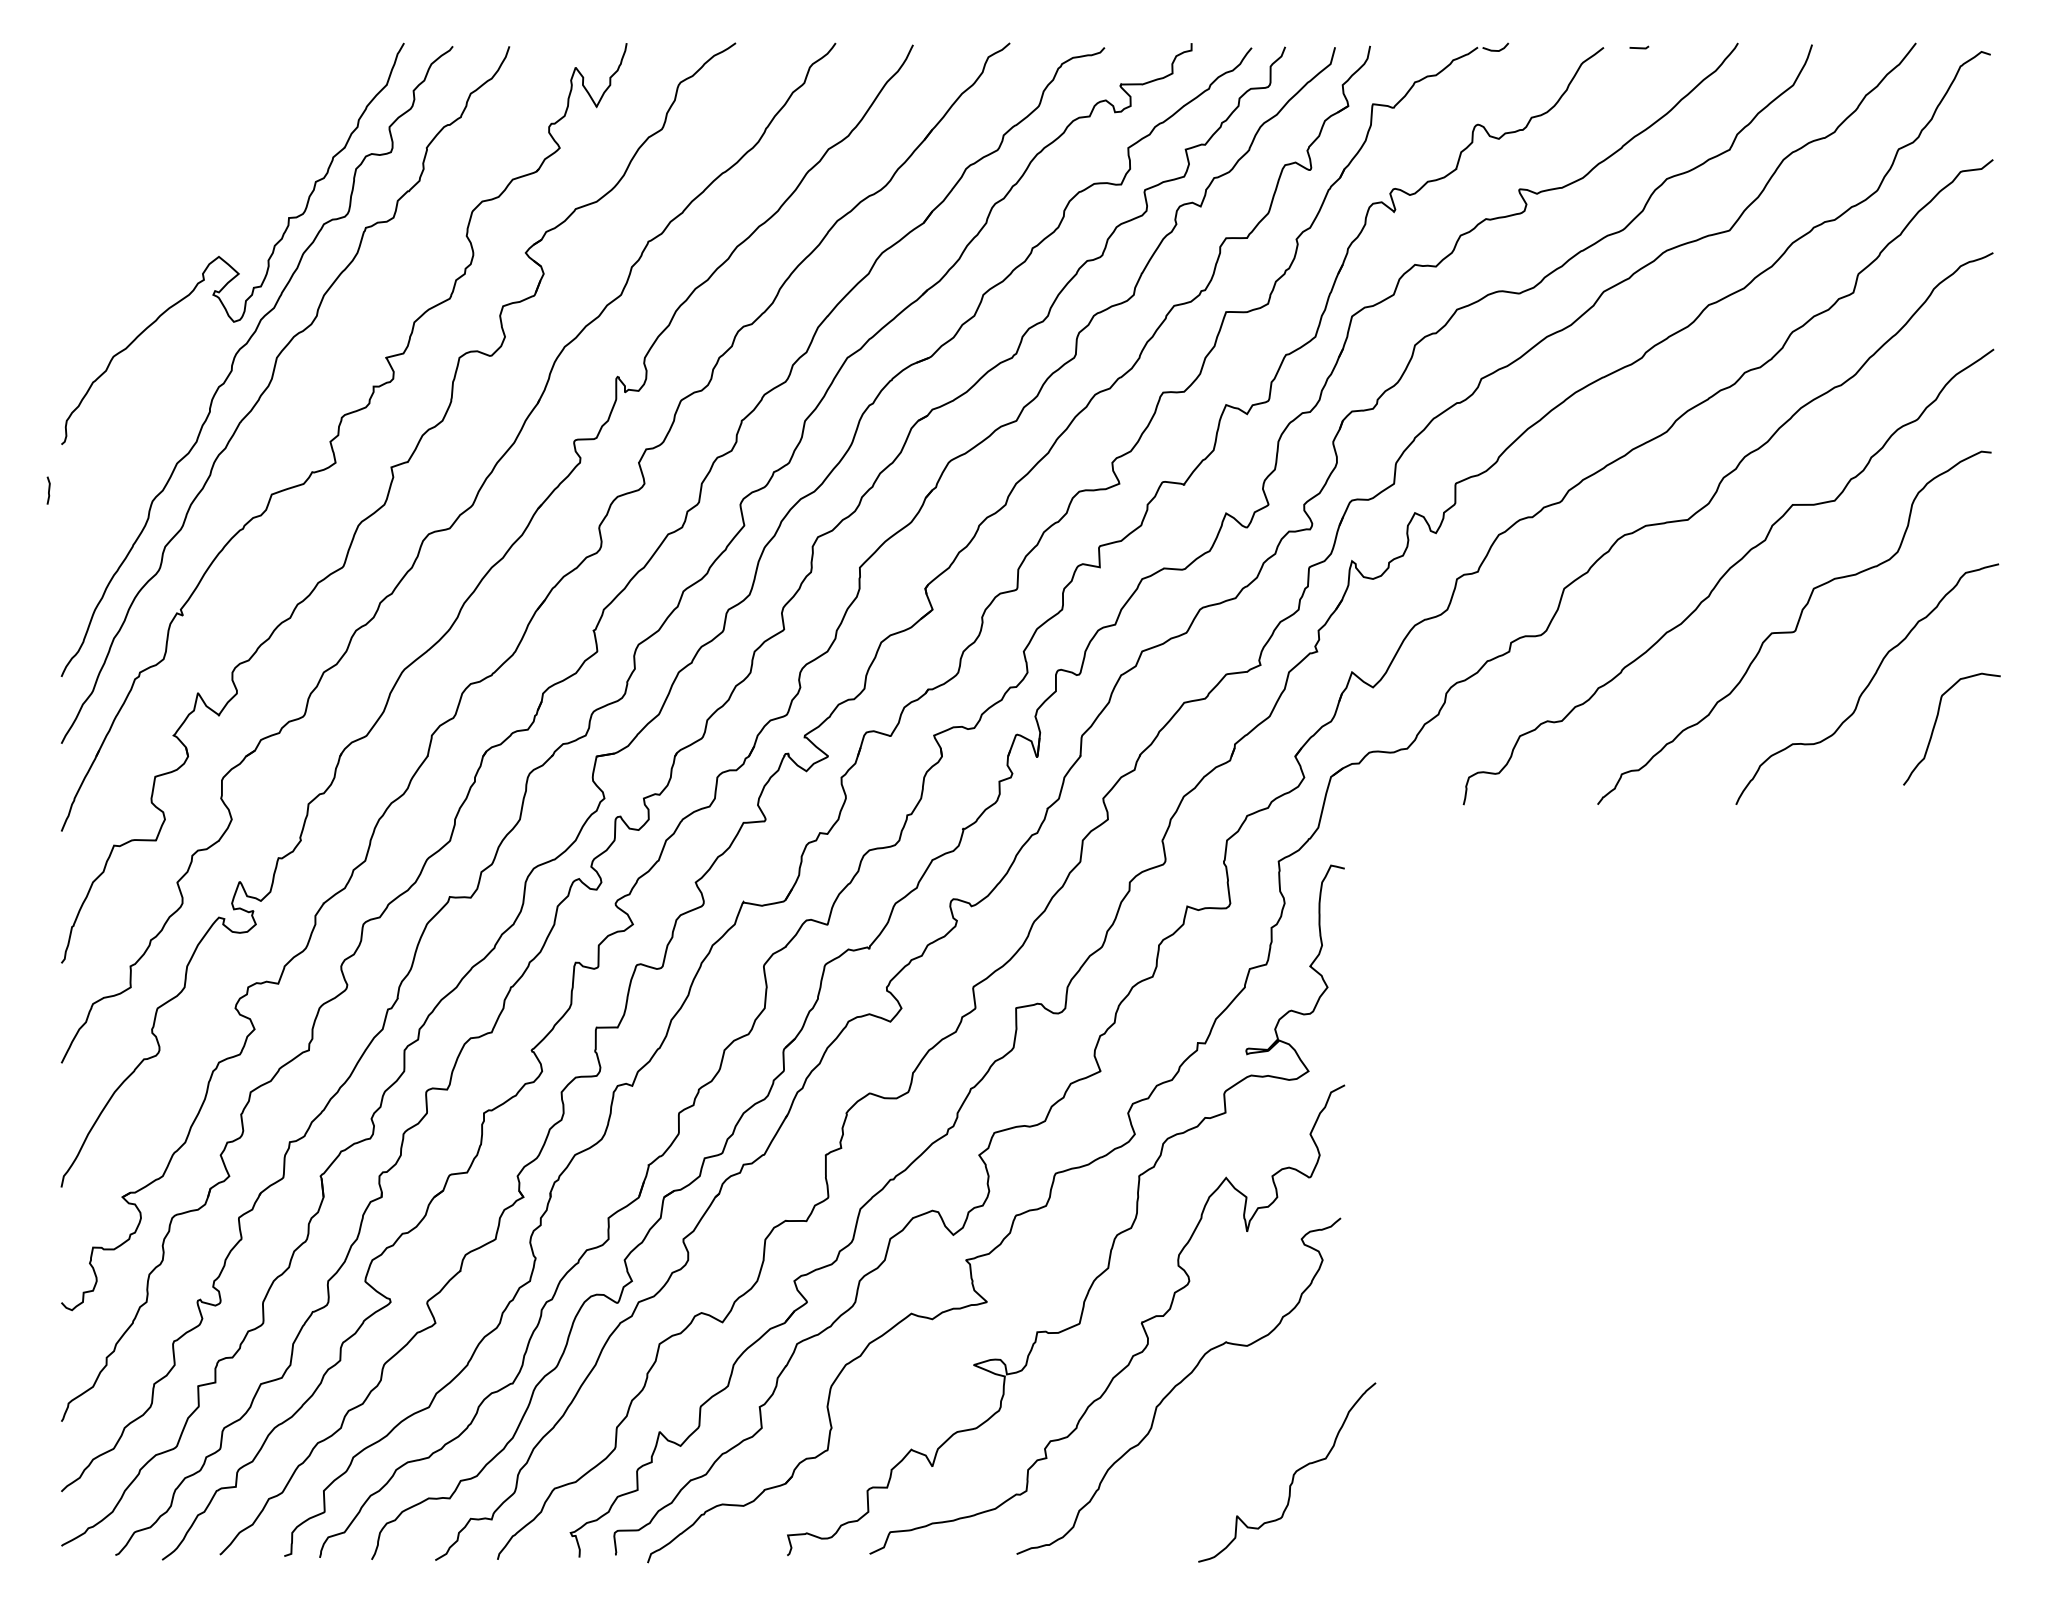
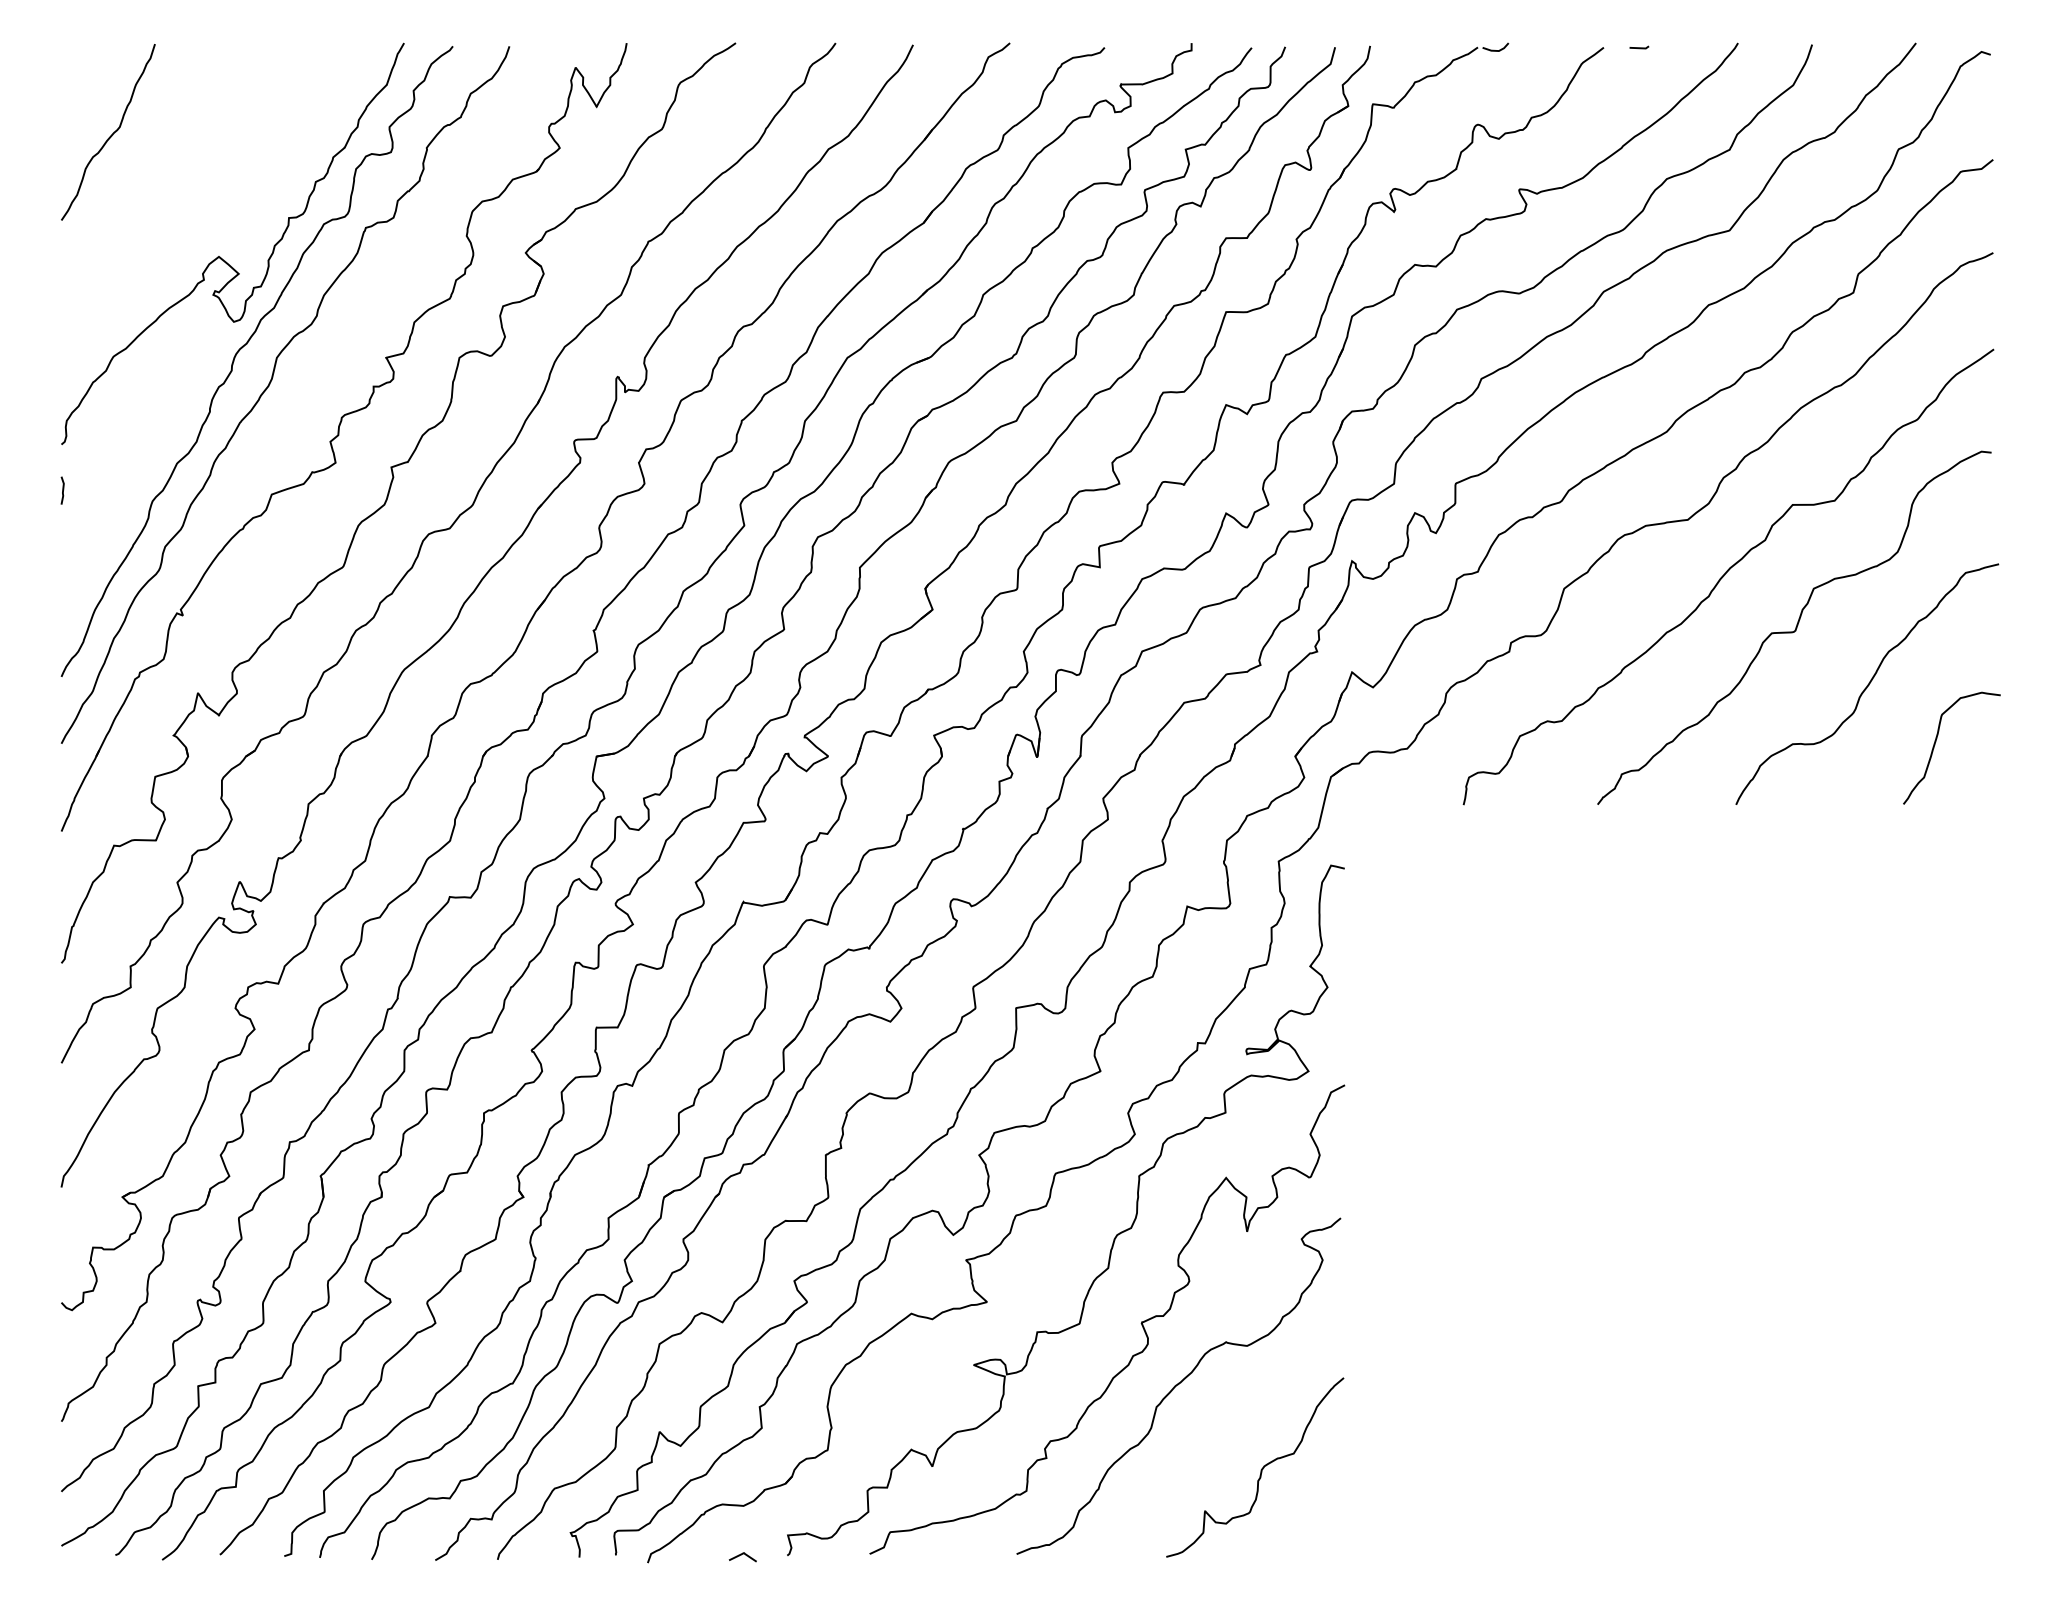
curve: none -> present (111, 134)
line position: (48, 490) -> (62, 490) (62, 490)
curve position: (1936, 723) -> (1936, 742) (1936, 742)
curve position: (1292, 1475) -> (1260, 1470) (1260, 1470)
curve: none -> present (741, 1555)
